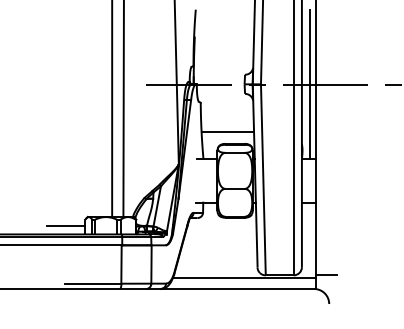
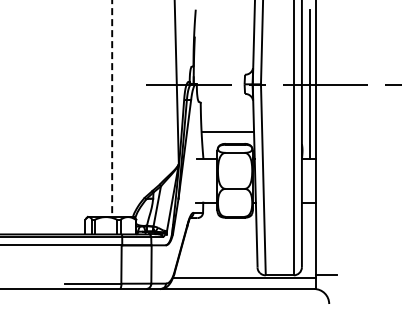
line: solid -> dashed (112, 109)
line: present -> none (123, 109)
line: present -> none (65, 226)
